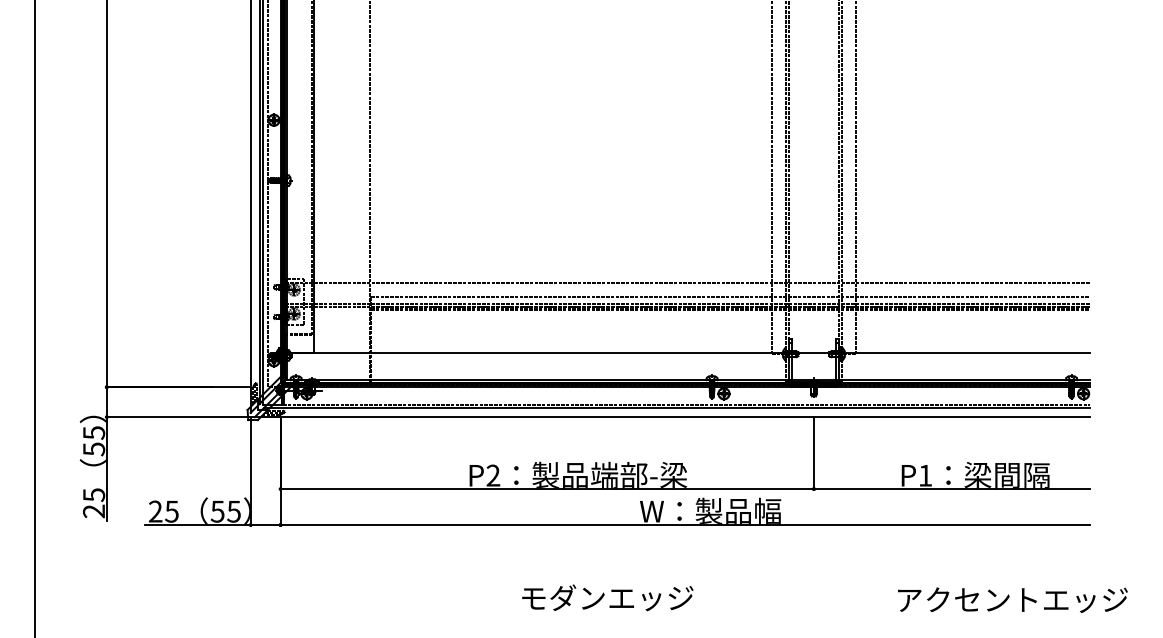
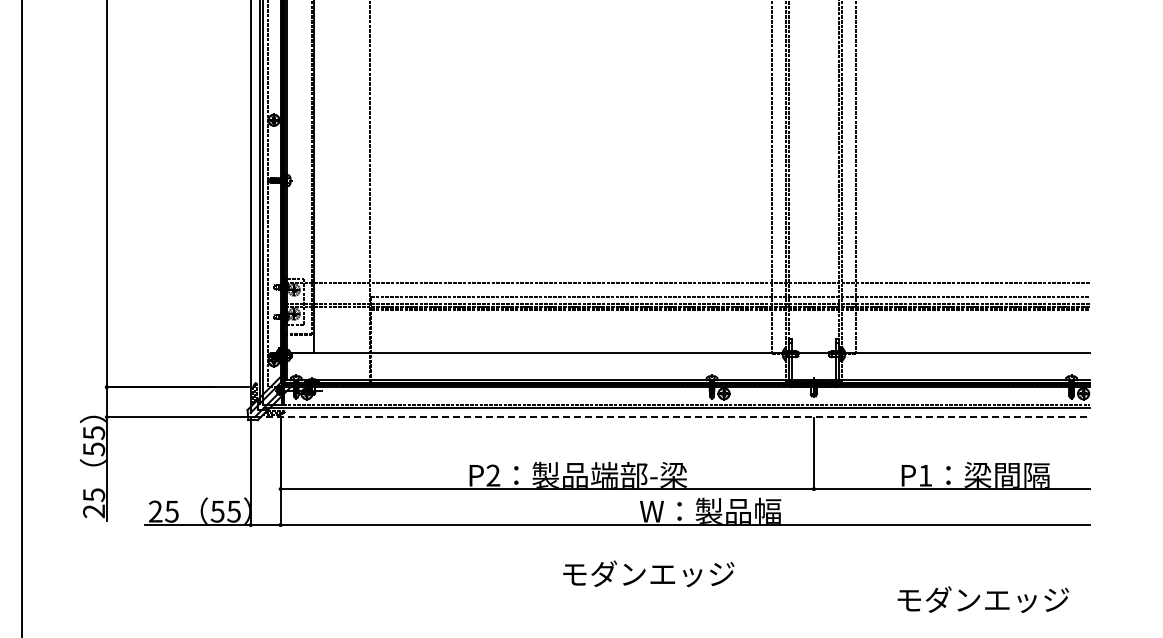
line position: (34, 318) -> (21, 318) (21, 318)
line: solid -> dashed (672, 417)
text position: (607, 597) -> (648, 573) (648, 573)
text: アクセントエッジ -> モダンエッジ (1012, 599)
